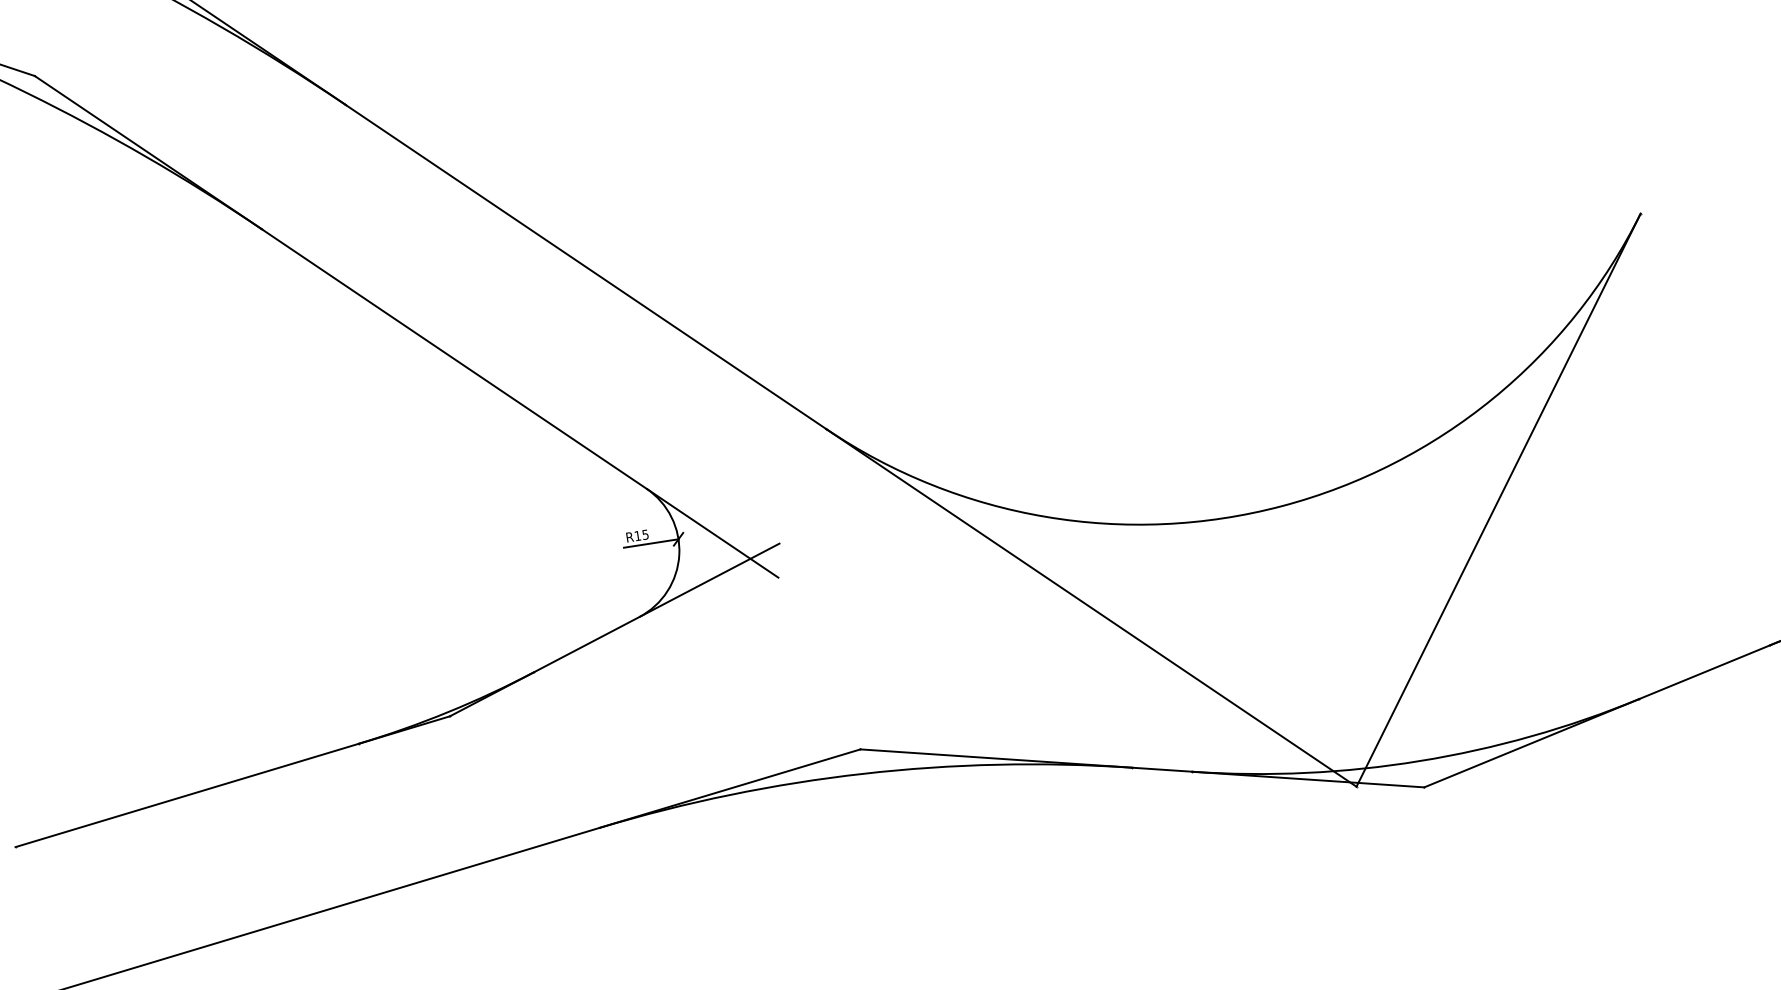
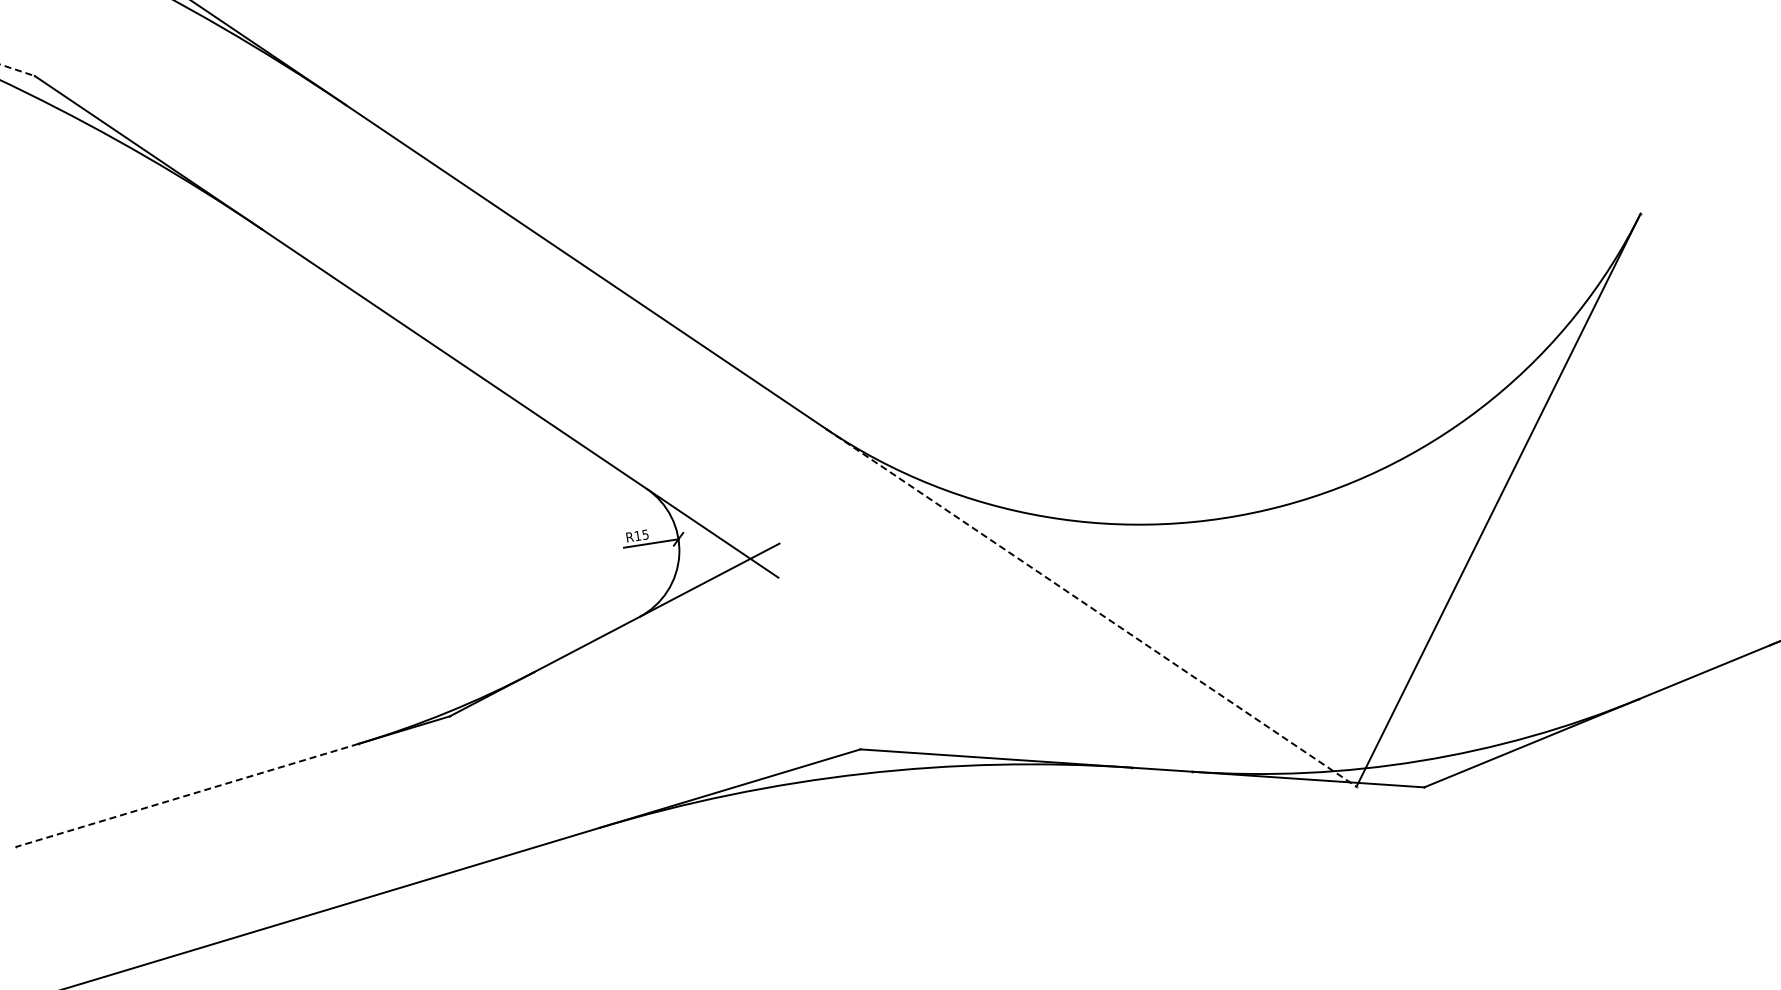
line: solid -> dashed (17, 70)
line: solid -> dashed (1091, 607)
line: solid -> dashed (186, 795)
